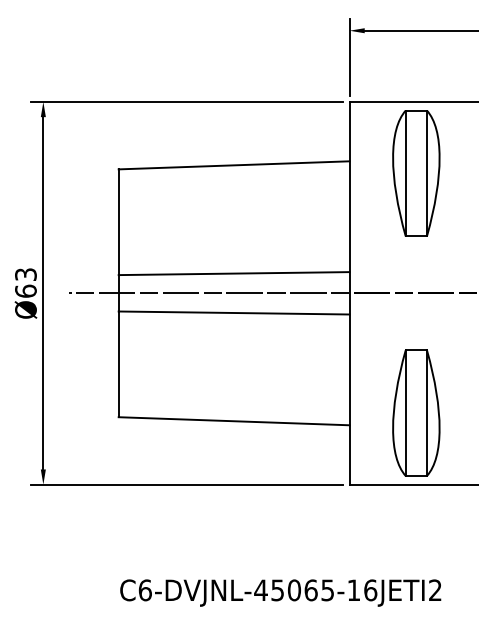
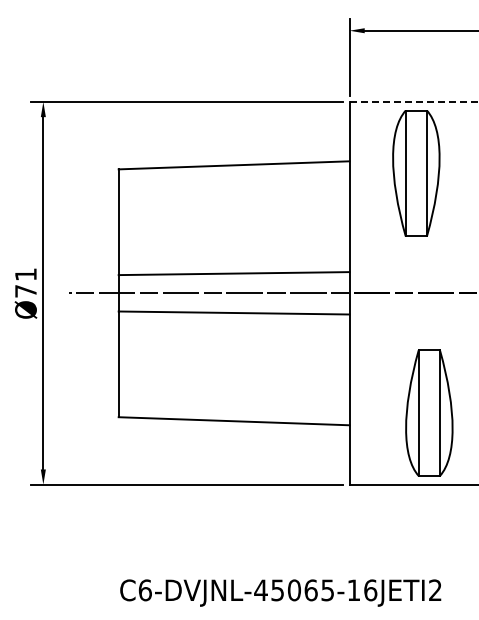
line: solid -> dashed (414, 101)
text: Ø63 -> Ø71 (25, 282)
part position: (416, 412) -> (429, 412) (429, 412)
